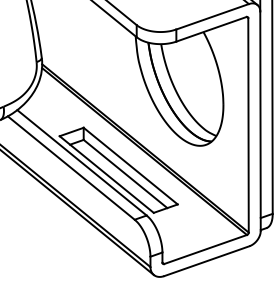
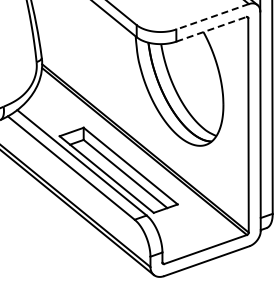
line: solid -> dashed (212, 16)
line: solid -> dashed (211, 29)
